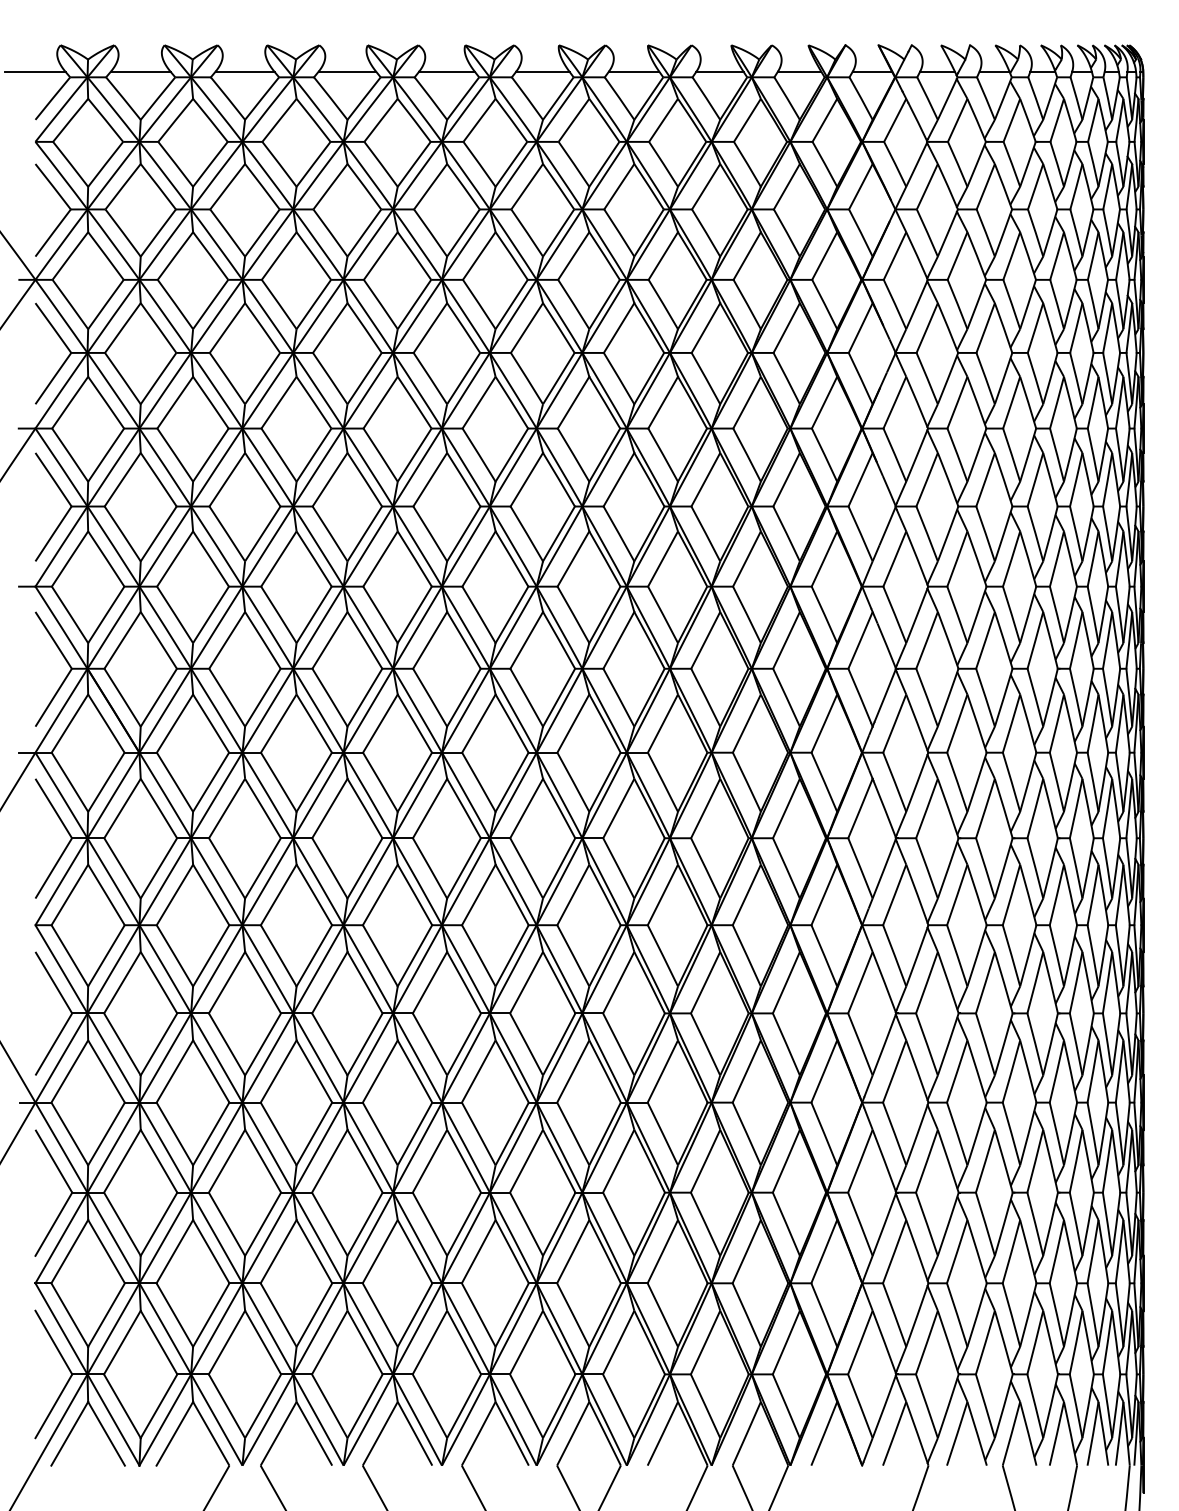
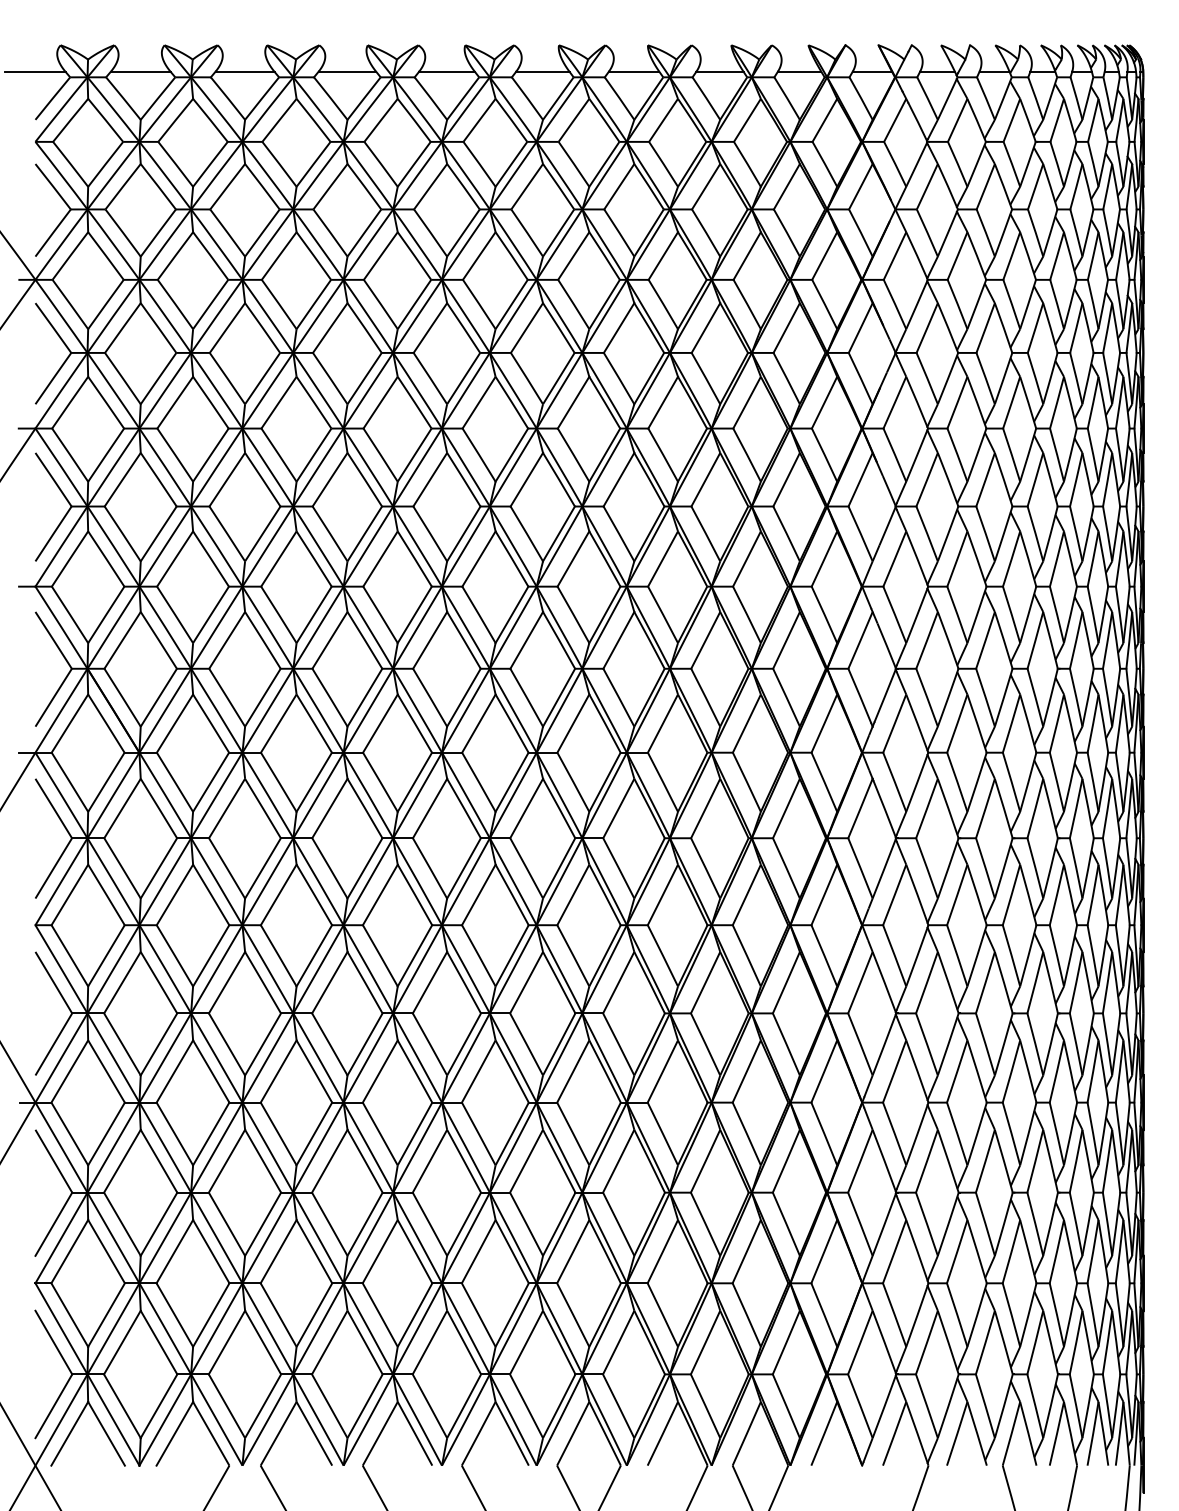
line: none -> present (30, 1457)
